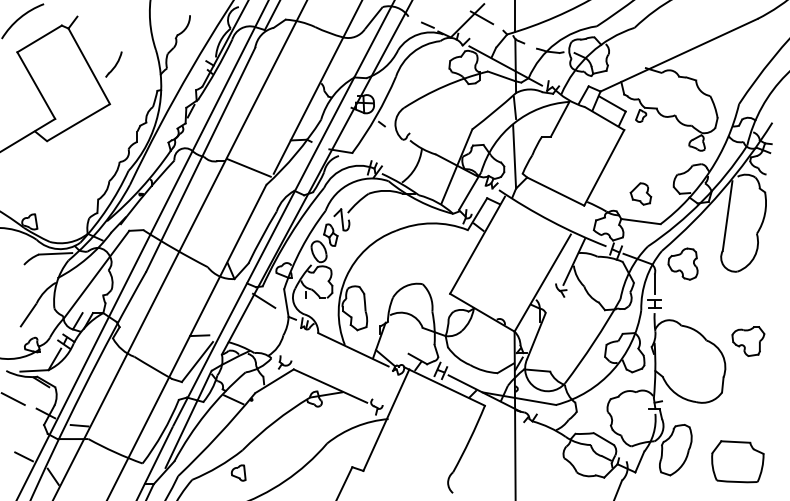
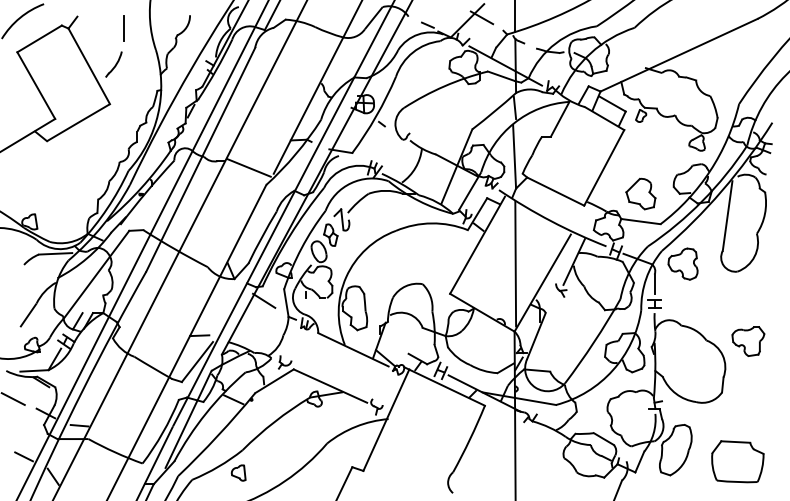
line: none -> present (123, 28)
part size: 24x24 px -> 32x34 px (640, 193)
line: none -> present (515, 263)
